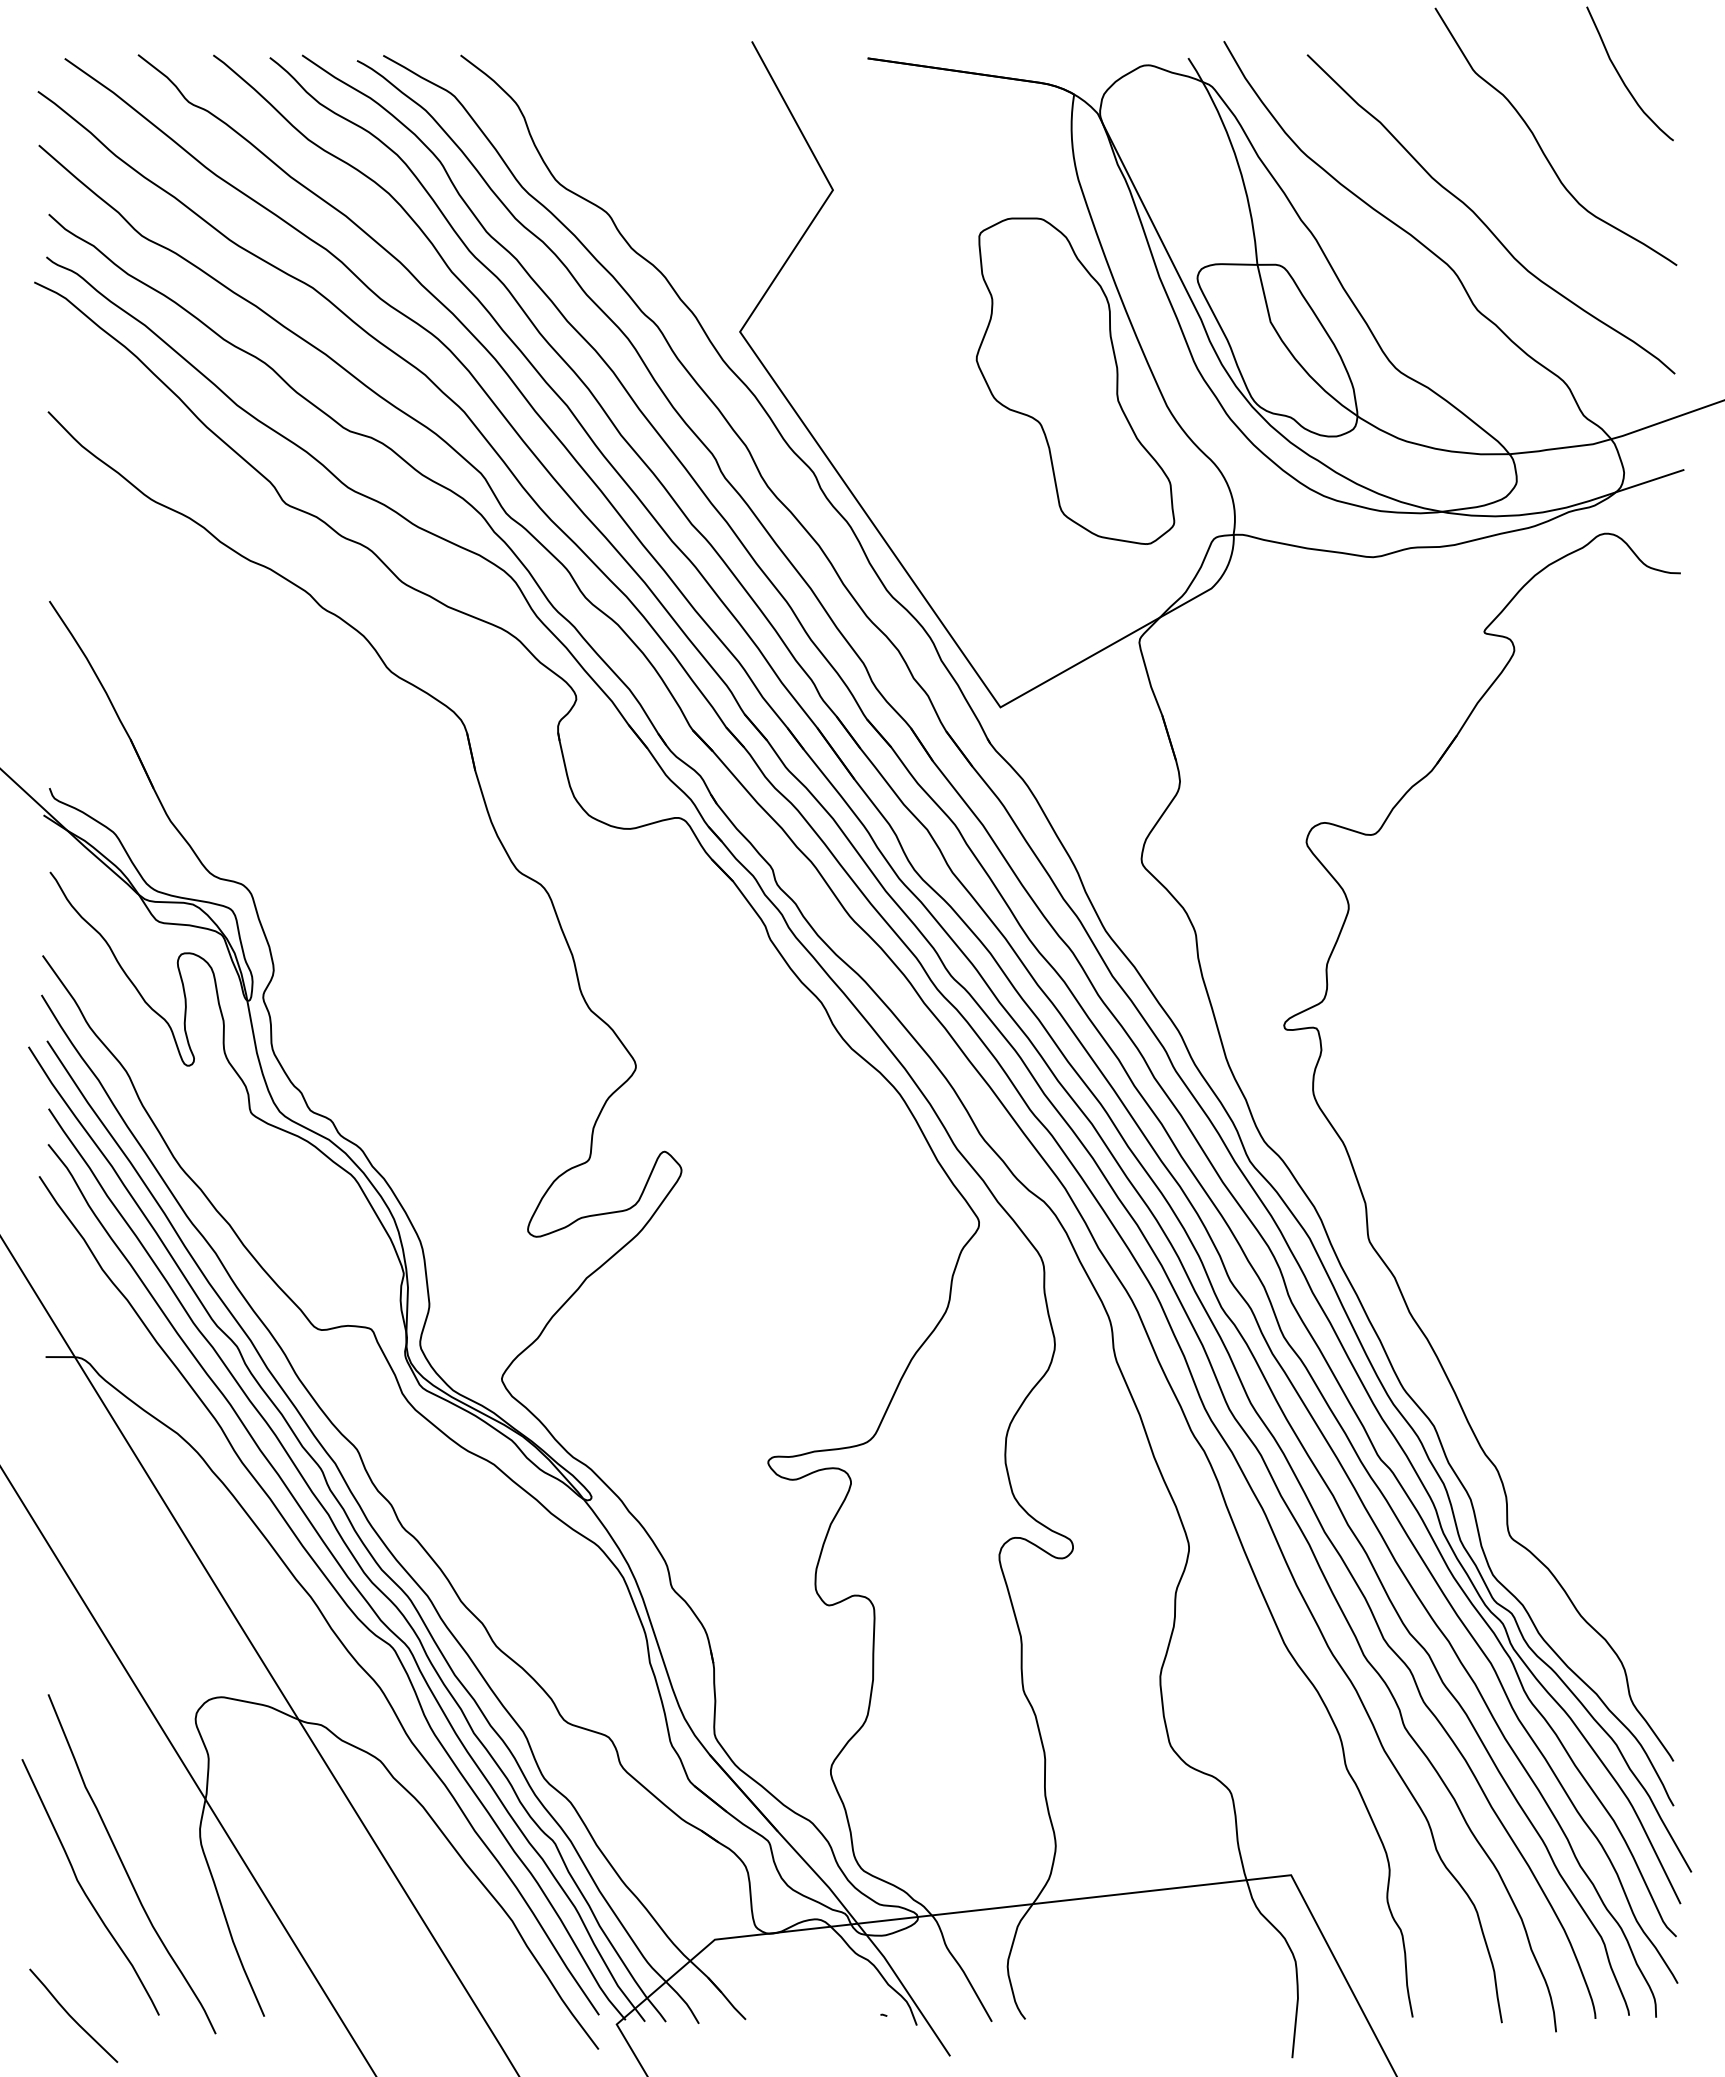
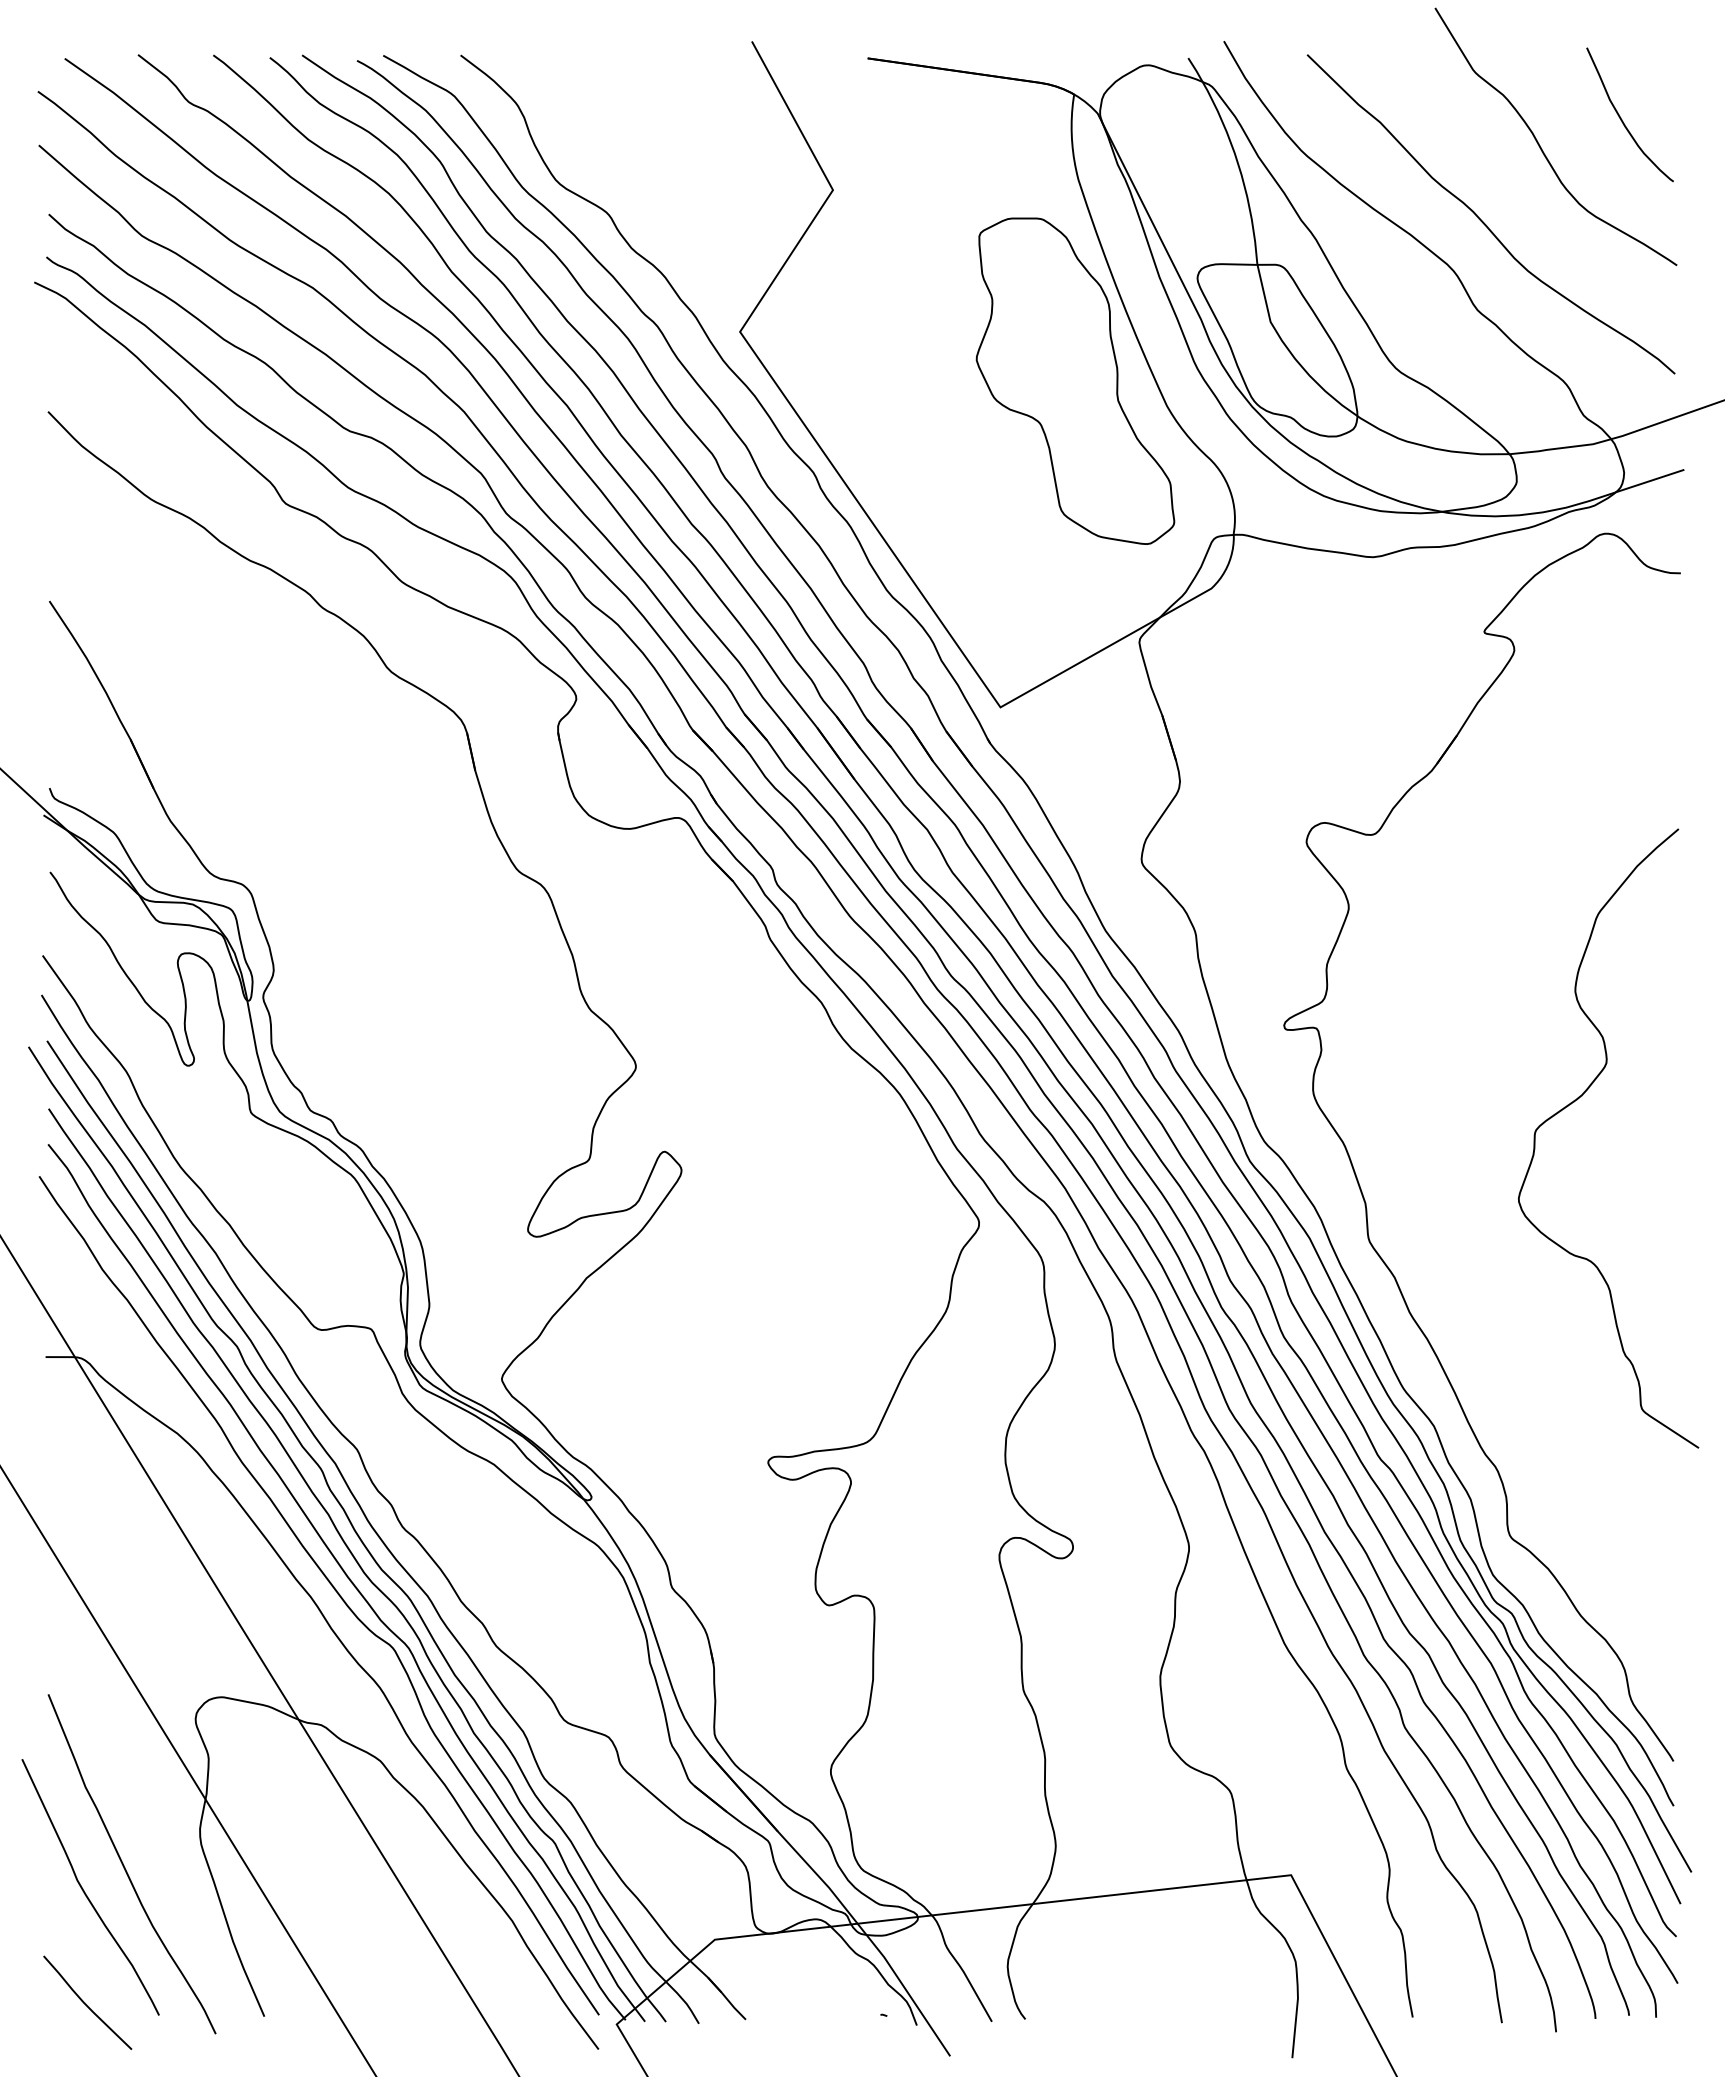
curve position: (1621, 76) -> (1621, 117) (1621, 117)
curve: none -> present (1577, 1100)
curve position: (72, 2016) -> (86, 2003) (86, 2003)
